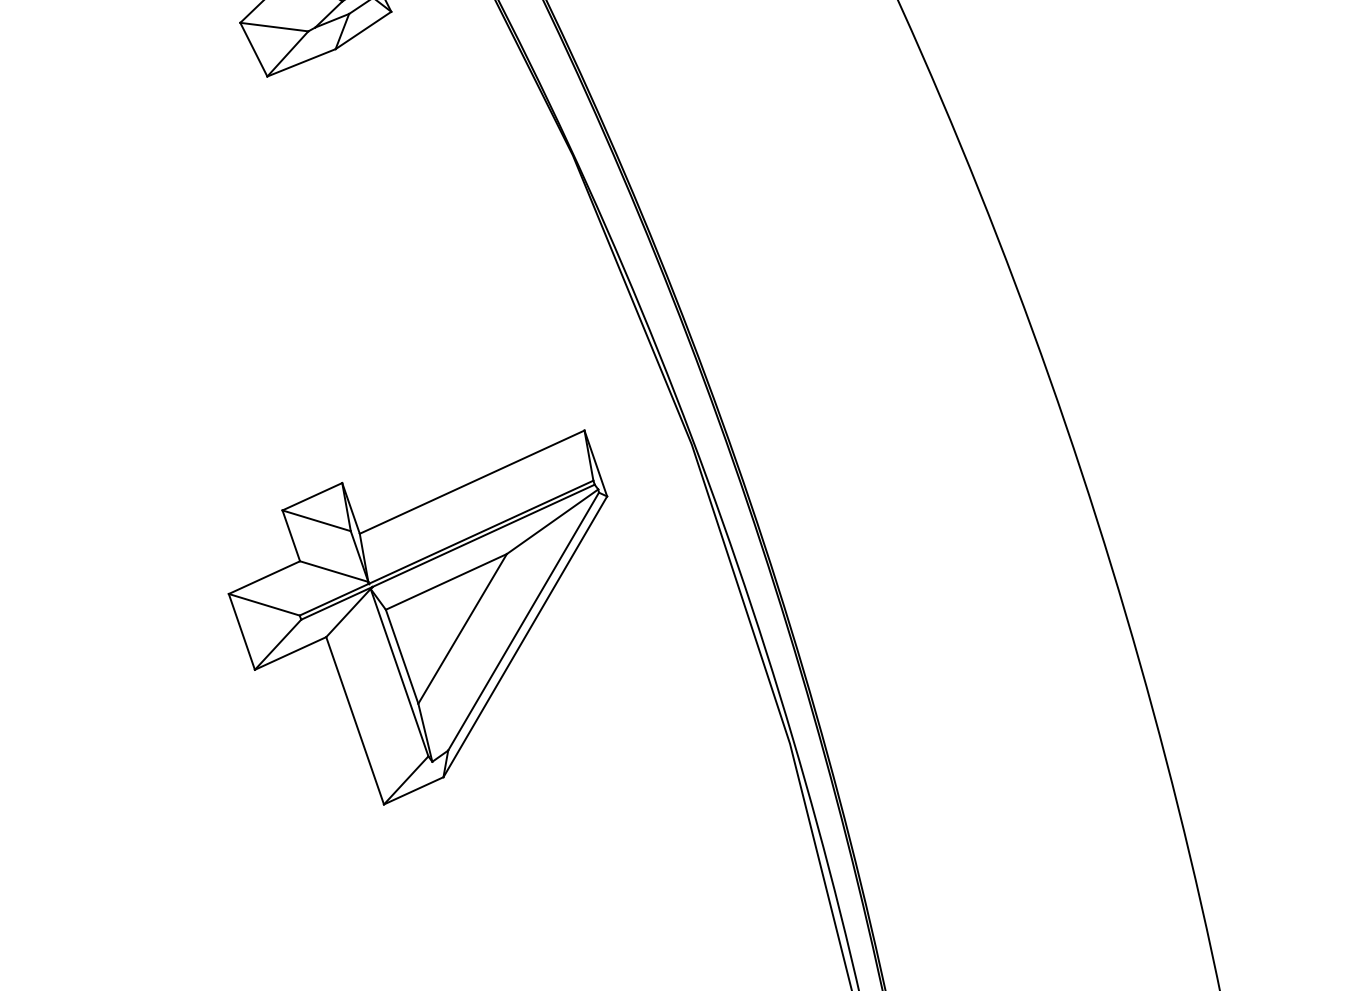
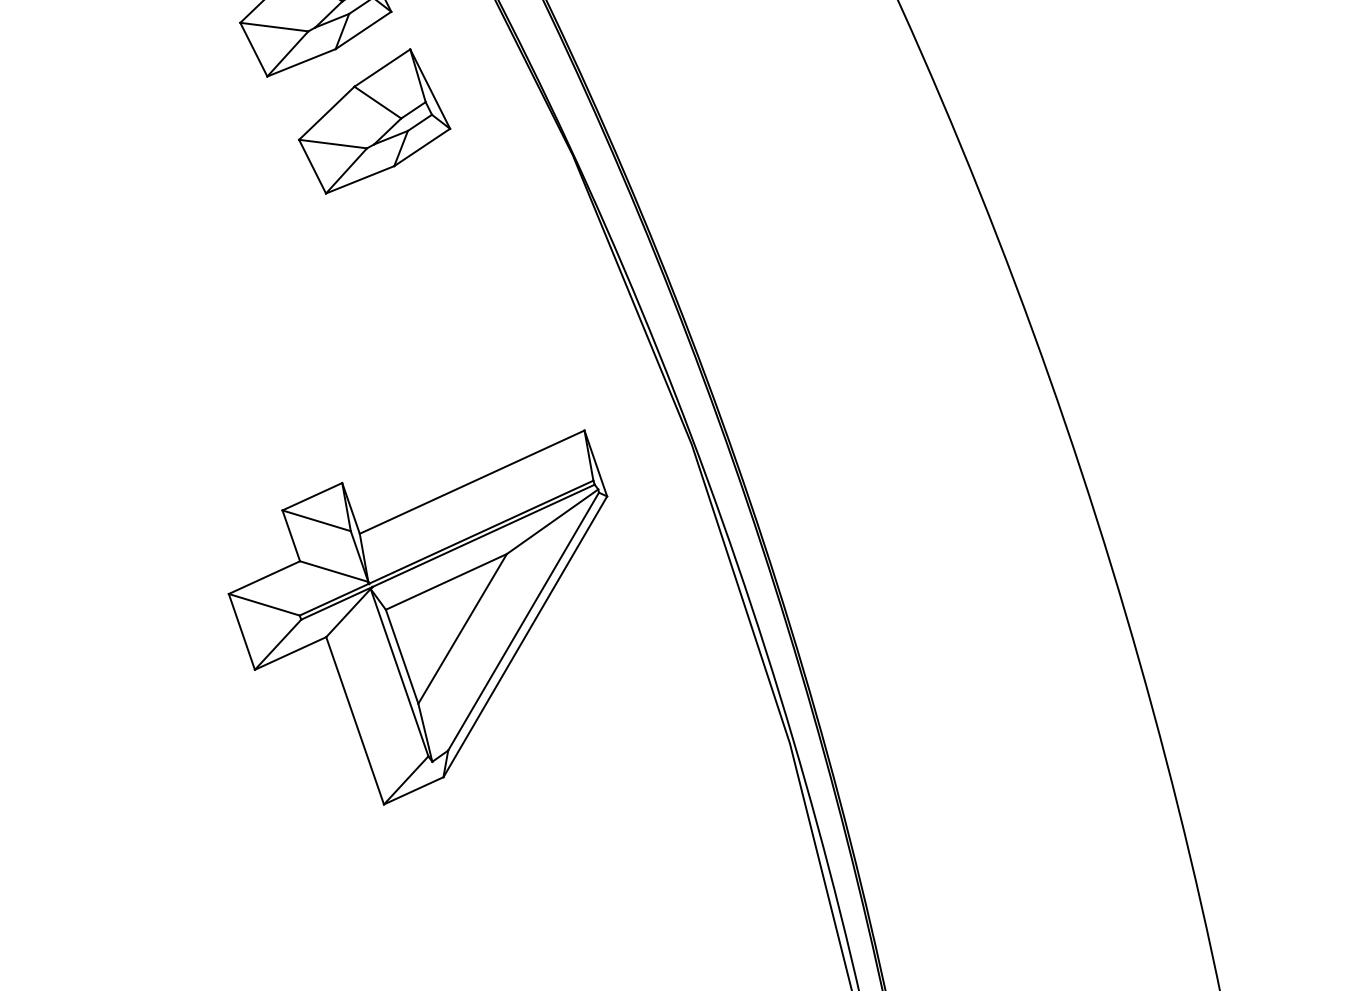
part: none -> present (374, 121)
